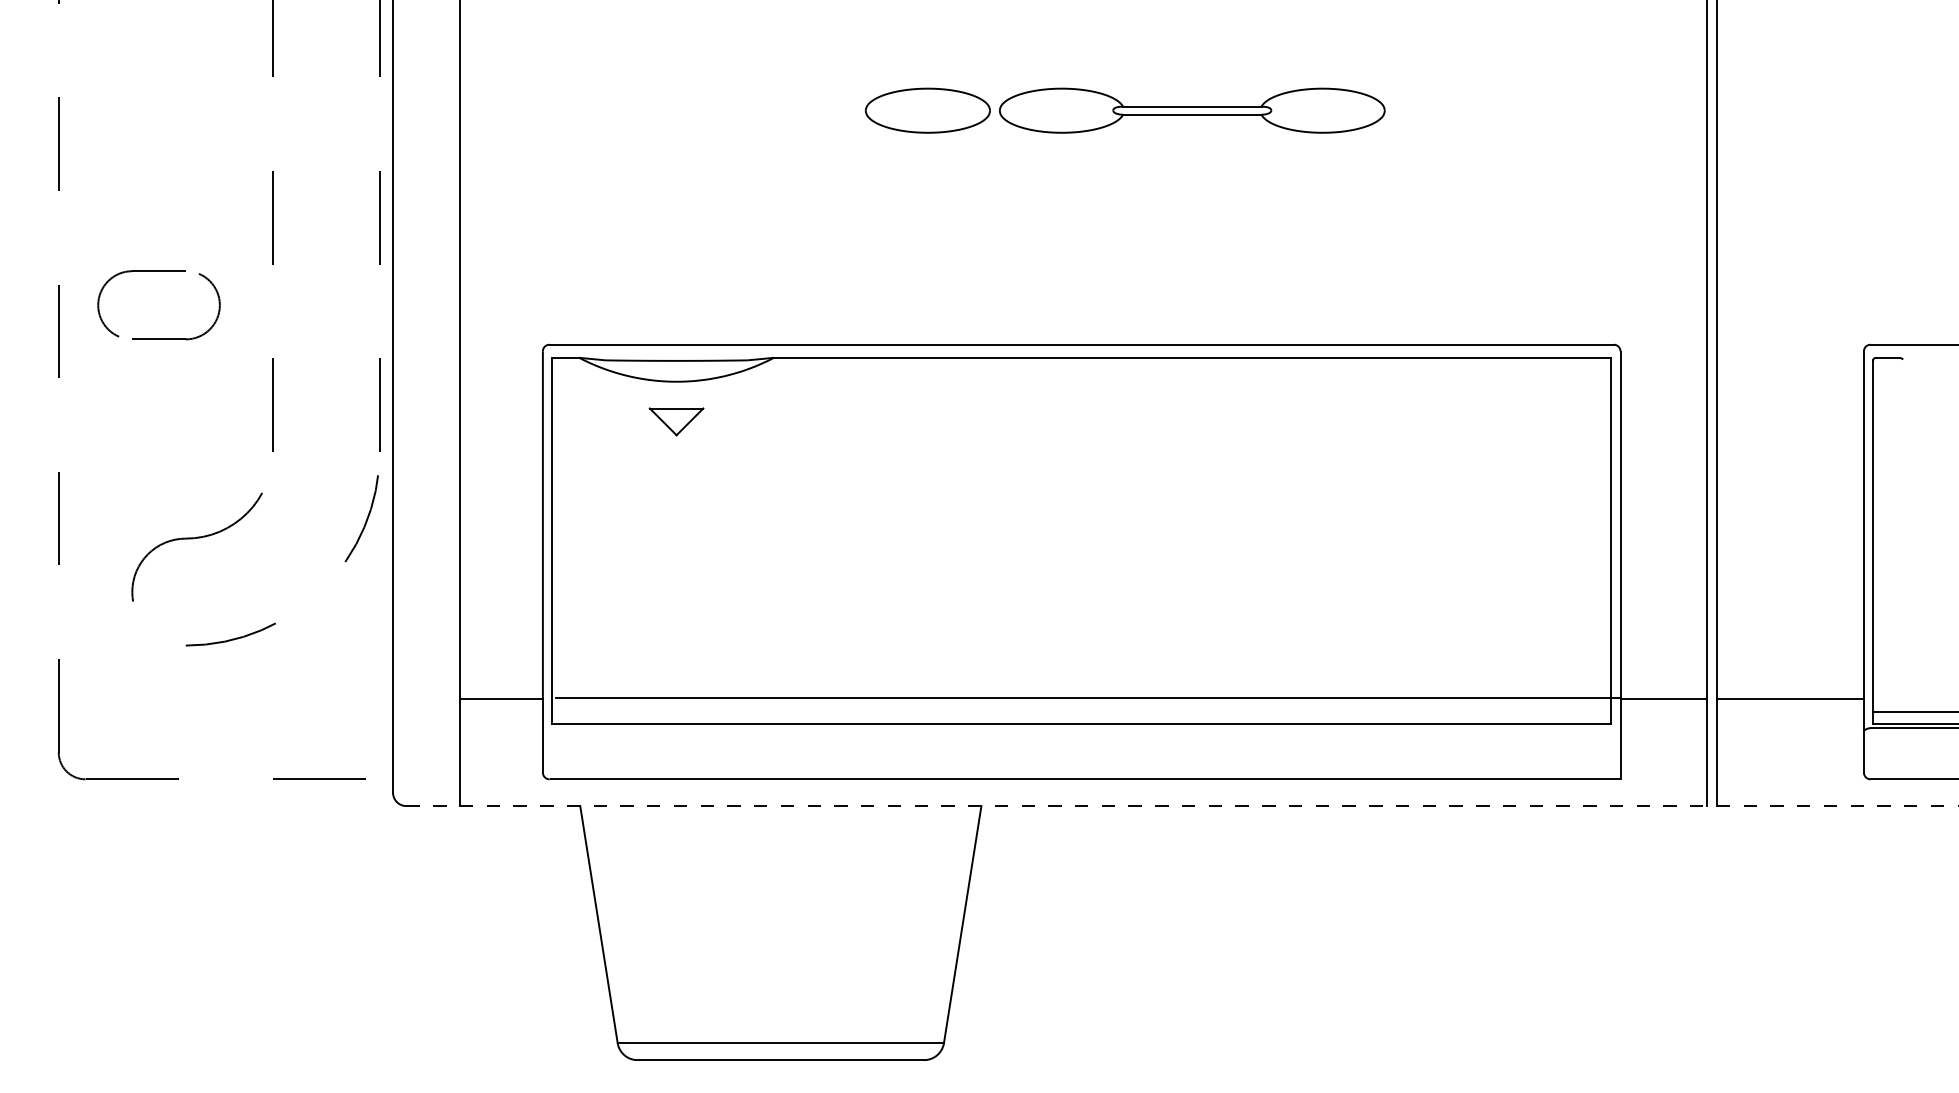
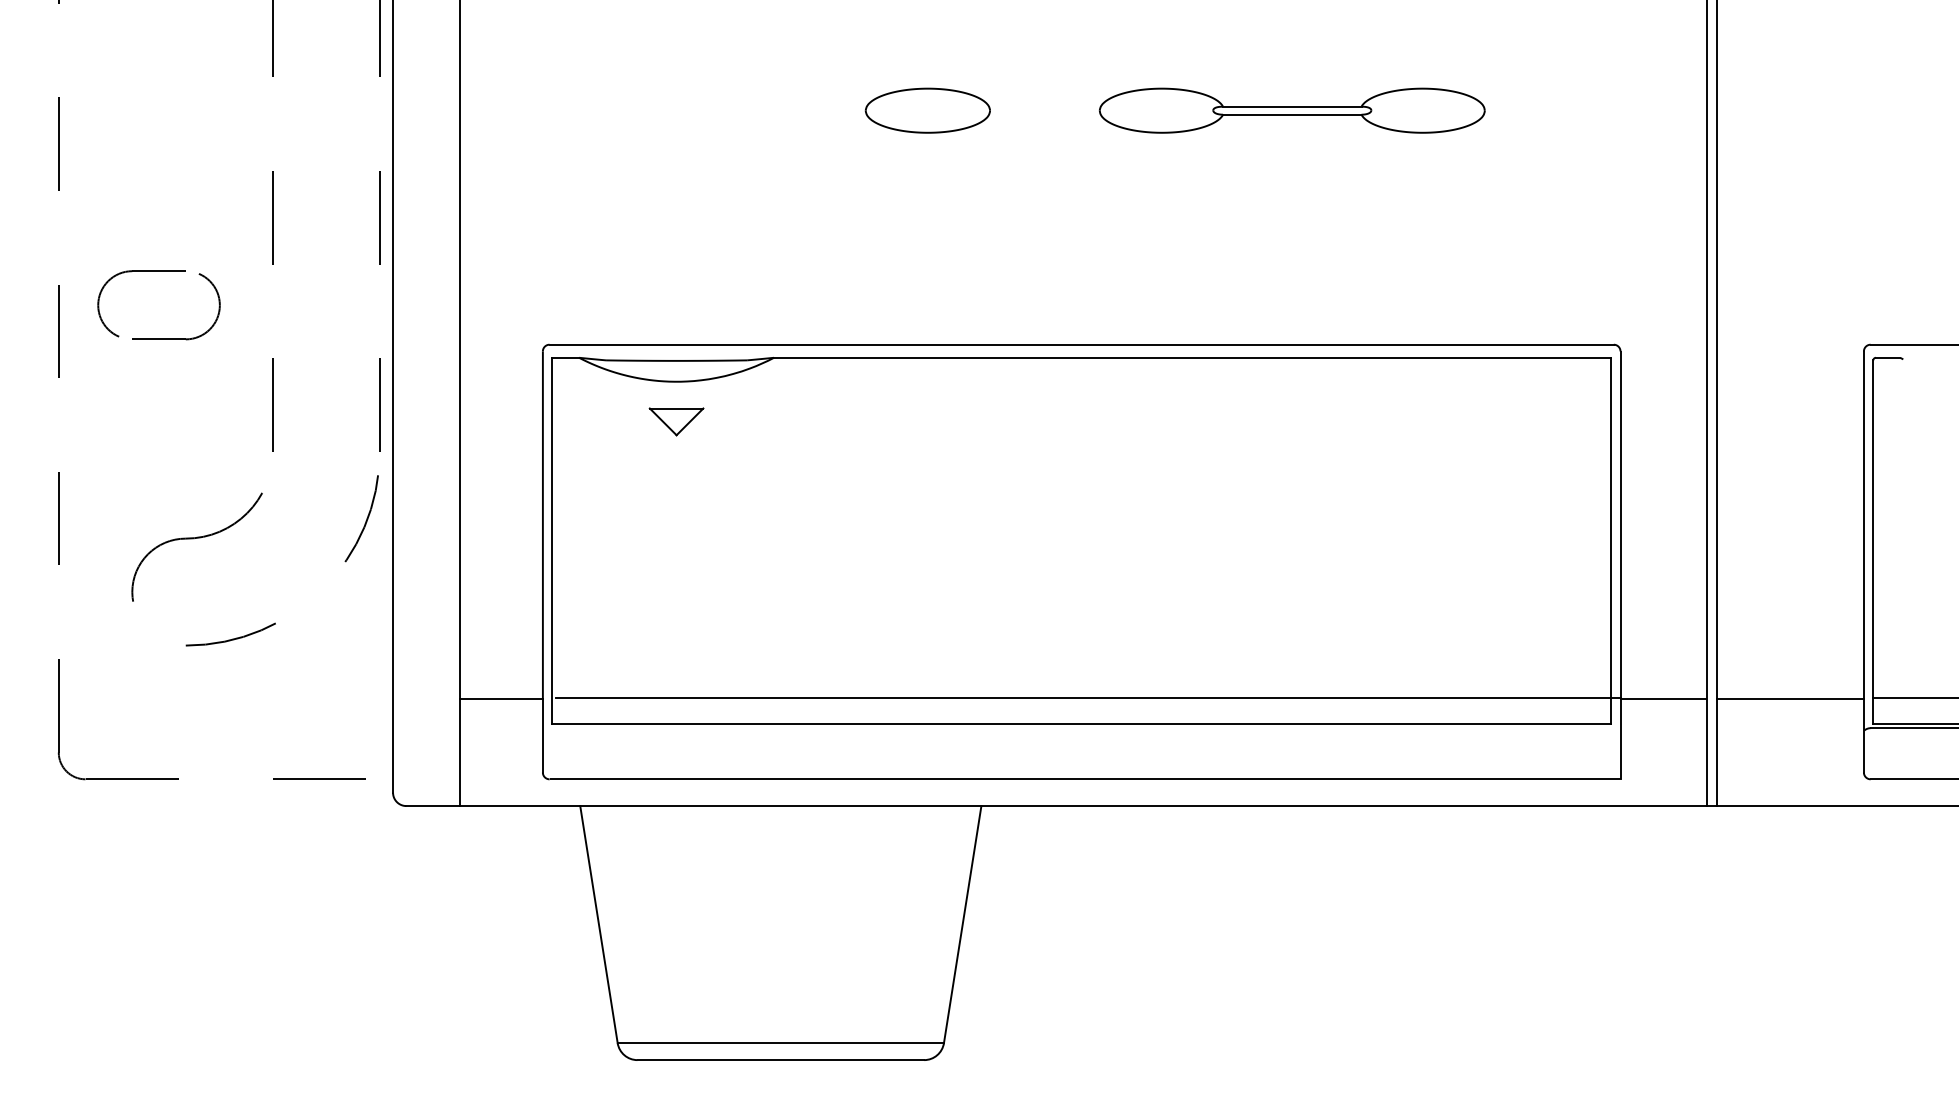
part position: (1191, 110) -> (1291, 110) (1291, 110)
line position: (1914, 711) -> (1914, 697) (1914, 697)
line: dashed -> solid (1182, 806)
